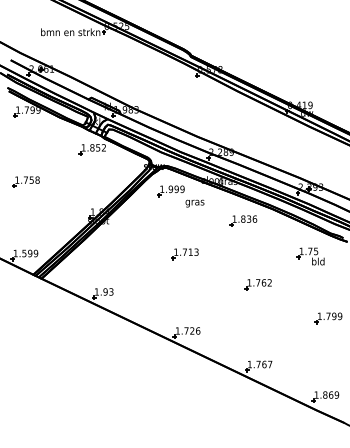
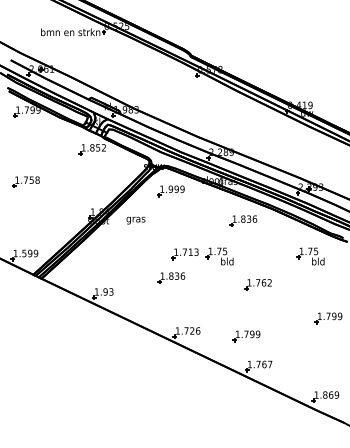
text position: (194, 203) -> (135, 220) (135, 220)
part: none -> present (219, 256)
part: none -> present (171, 277)
part: none -> present (246, 336)
